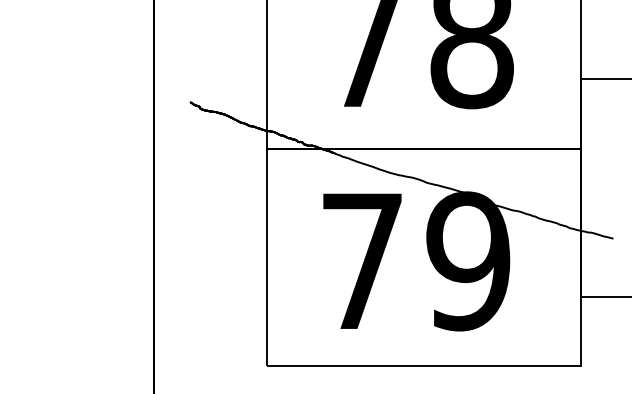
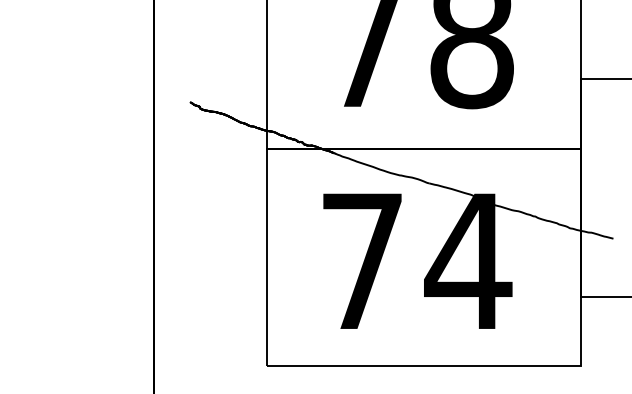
text: 79 -> 74 (468, 261)
